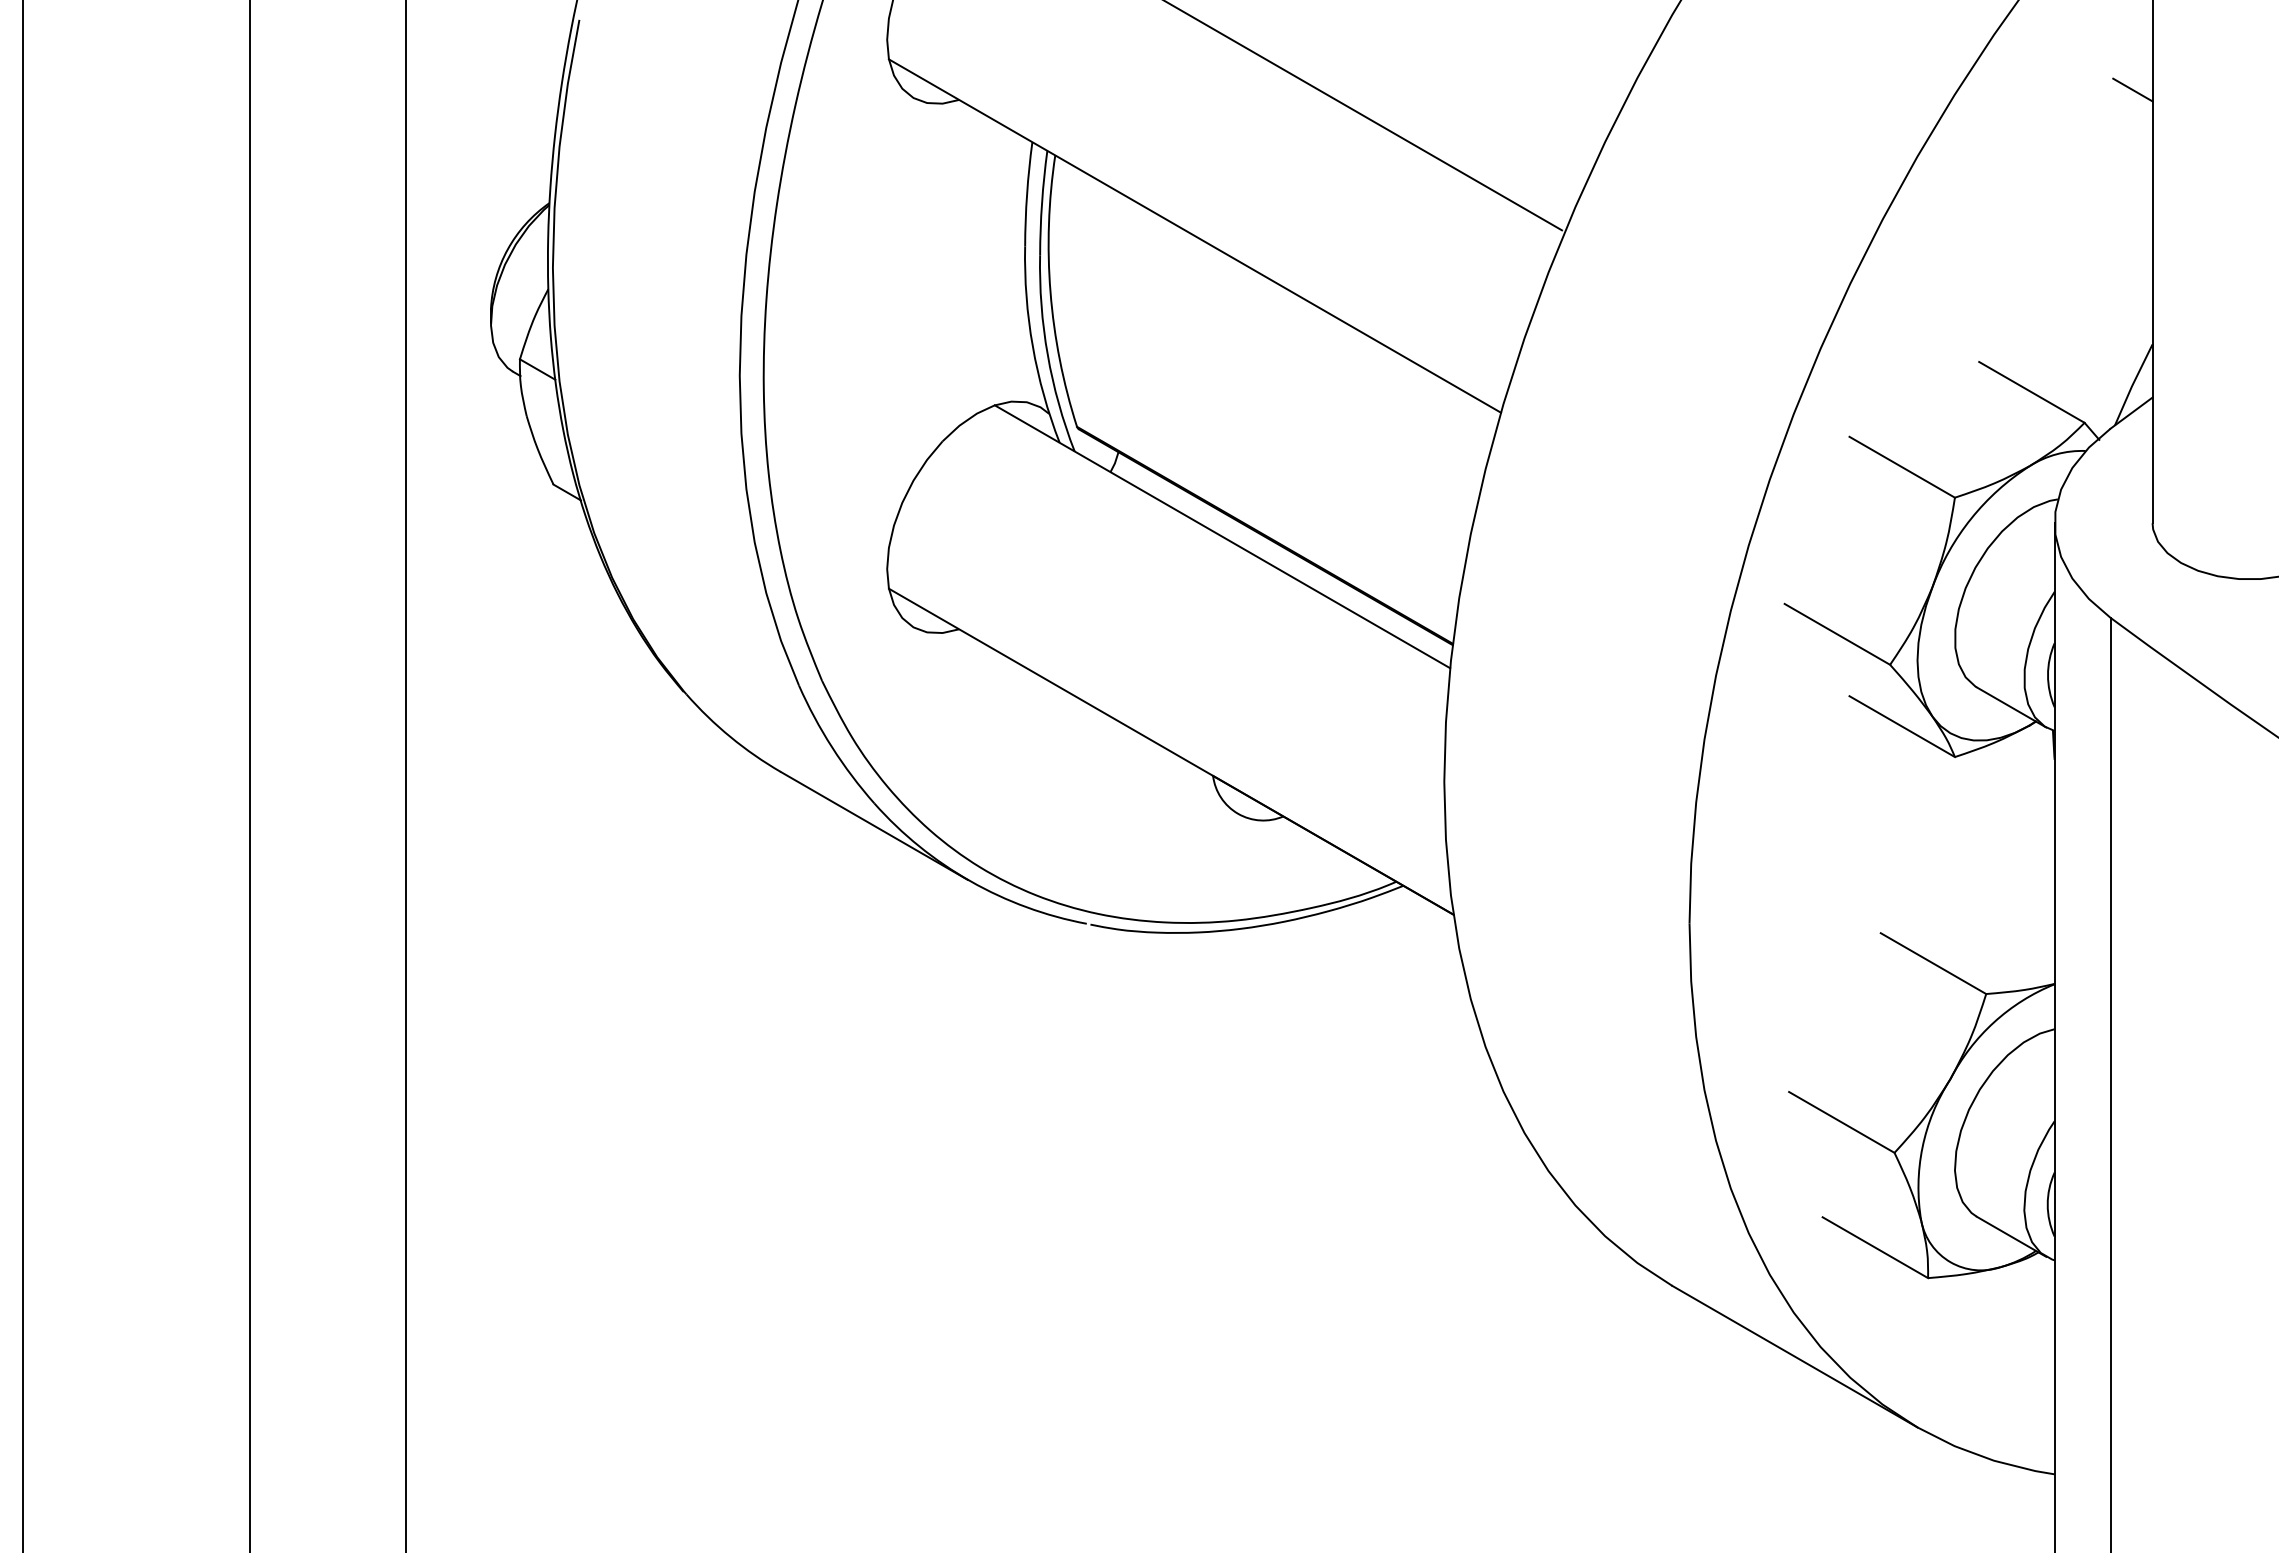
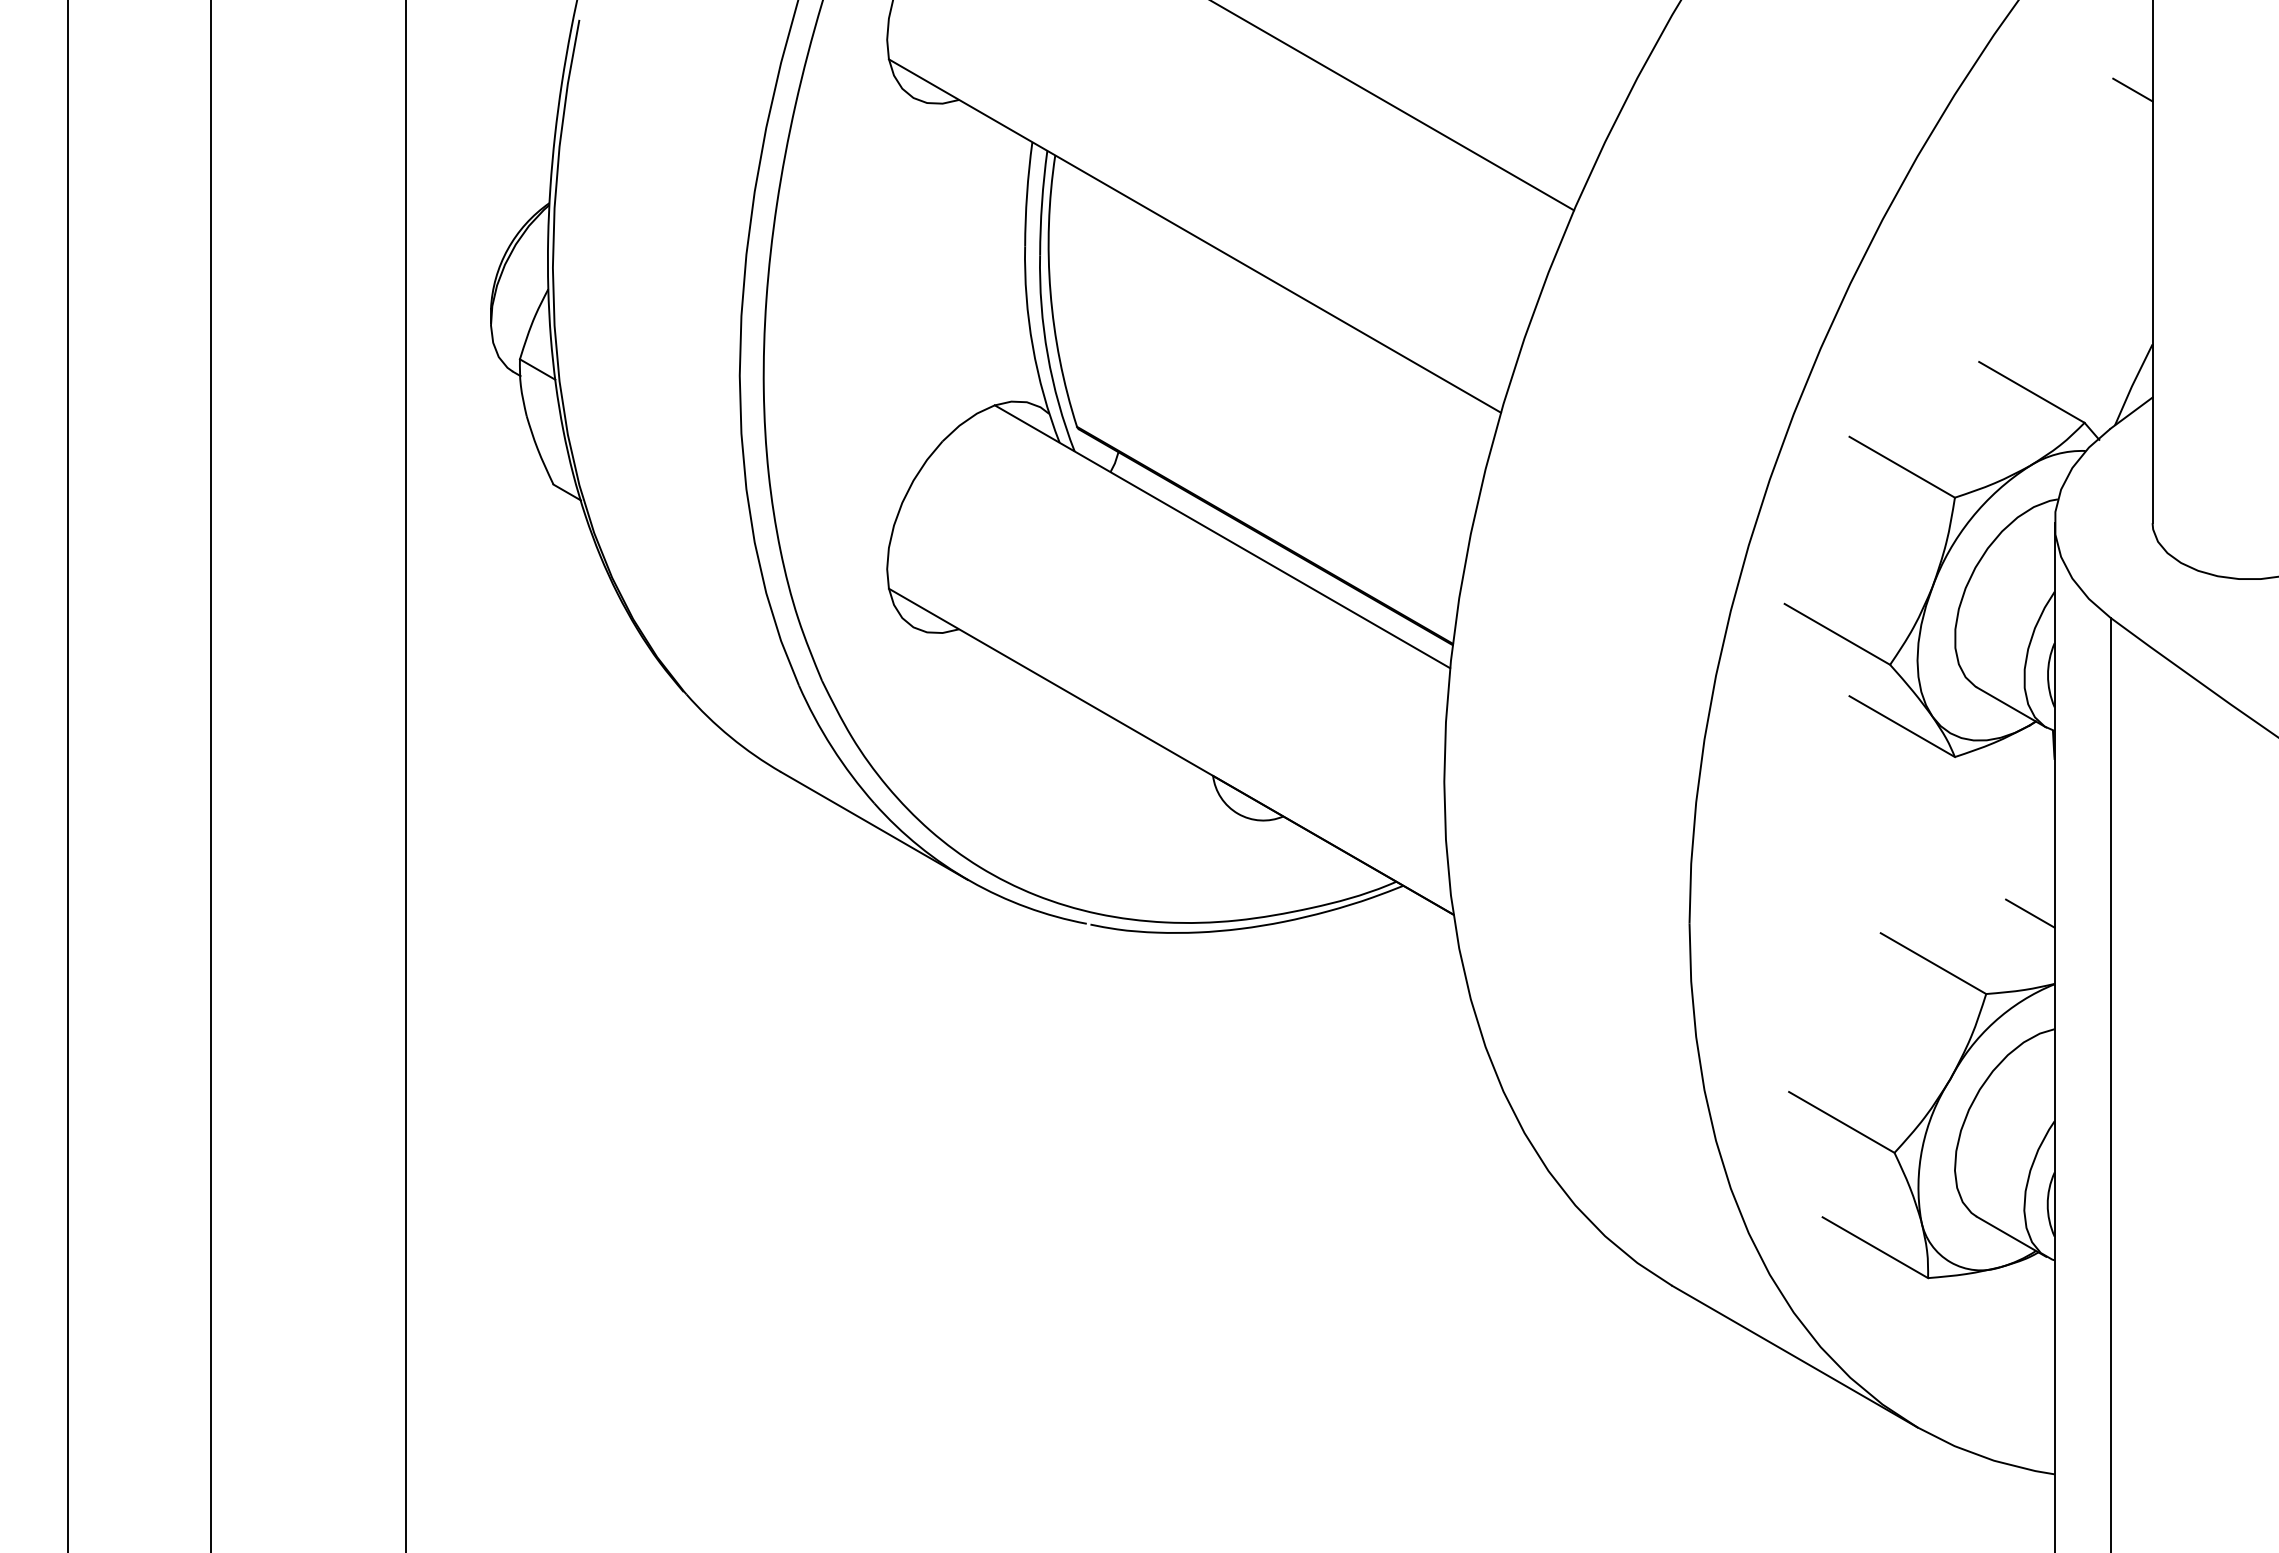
line position: (1364, 116) -> (1393, 106) (1393, 106)
line position: (23, 775) -> (68, 775) (68, 775)
line position: (250, 775) -> (211, 775) (211, 775)
line: none -> present (2030, 913)
